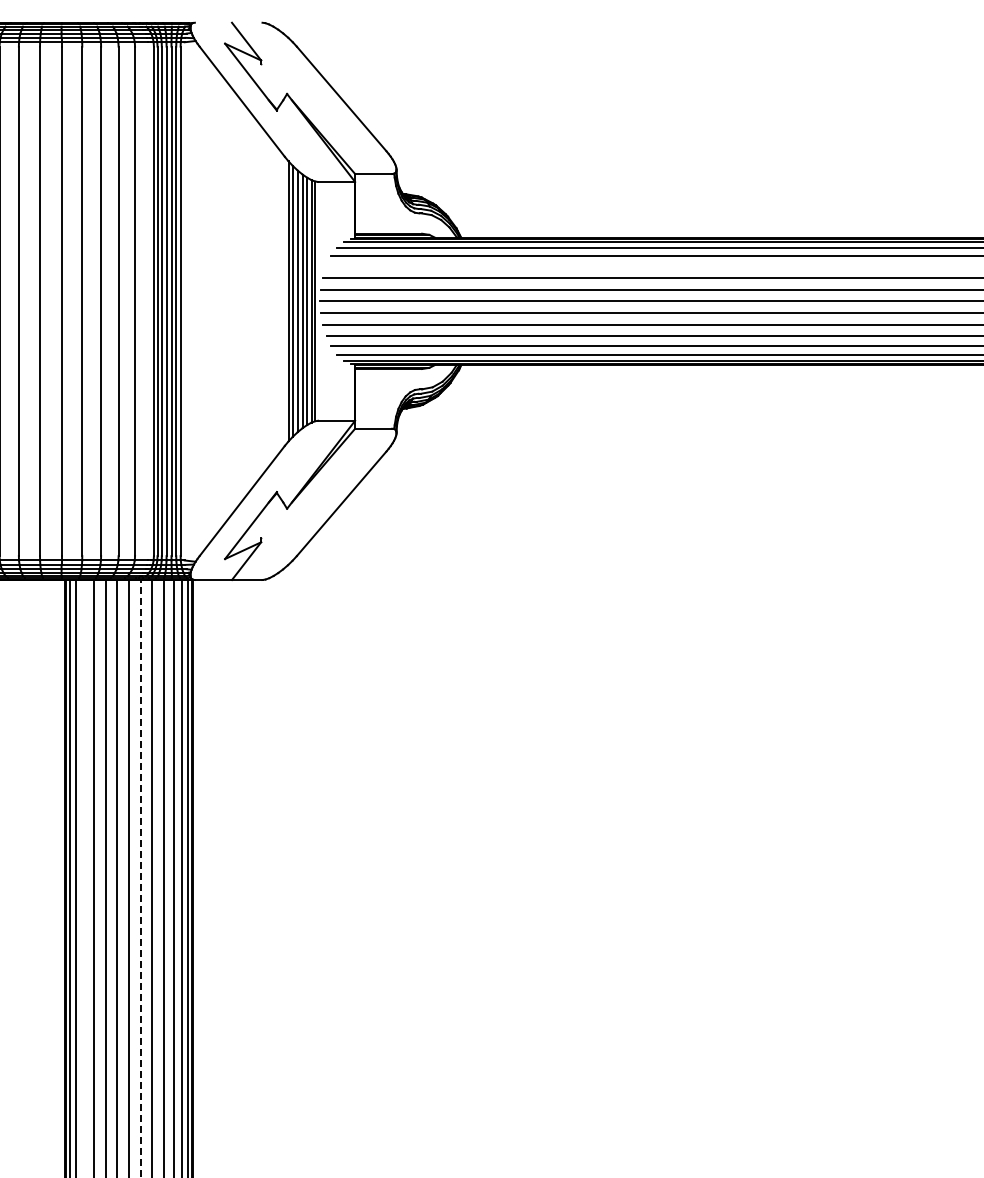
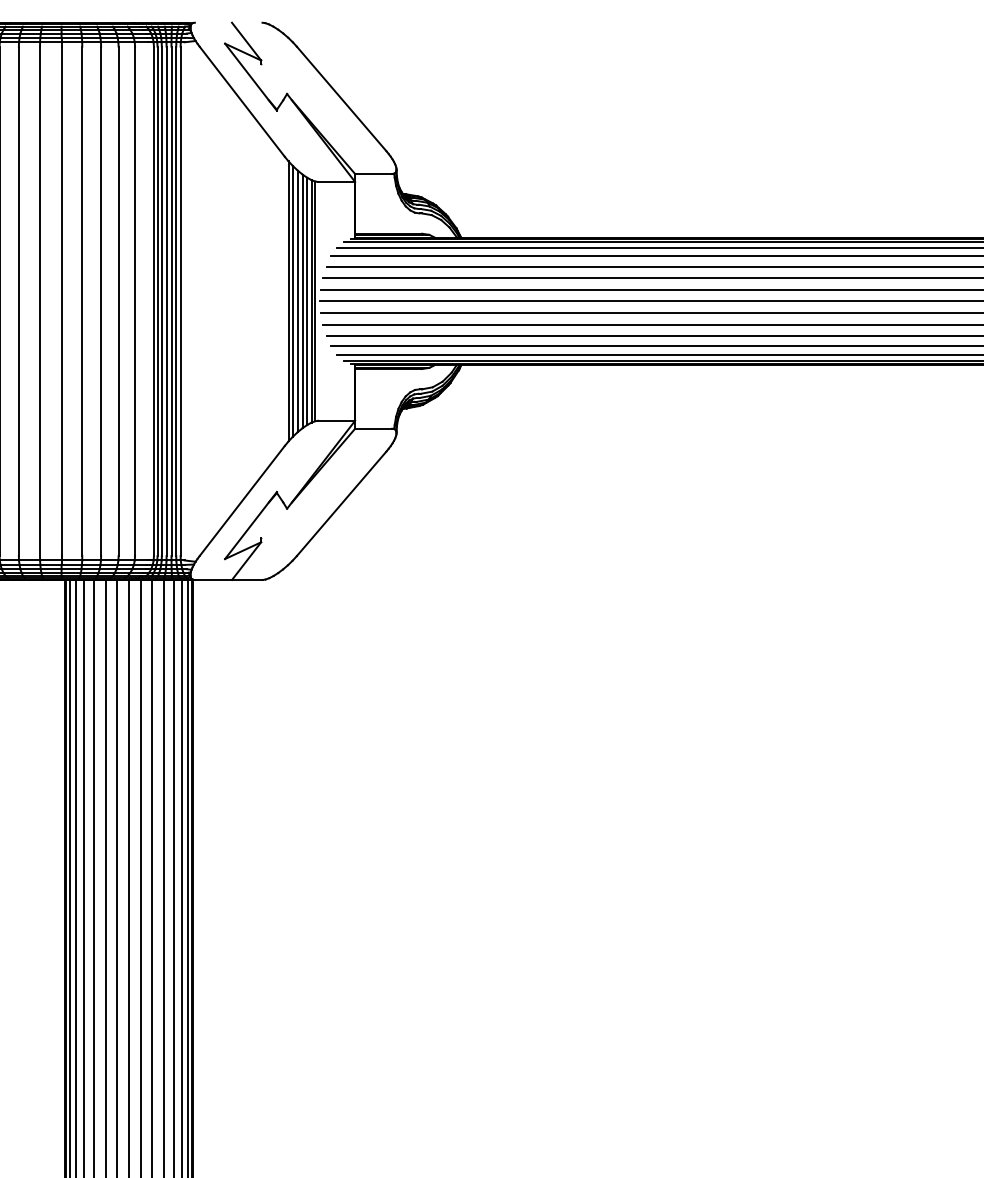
line: none -> present (653, 266)
line: none -> present (83, 877)
line: dashed -> solid (140, 878)
